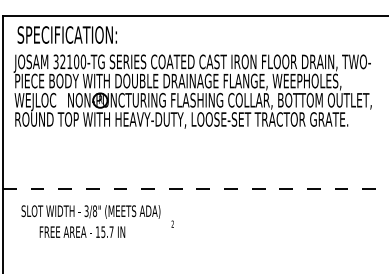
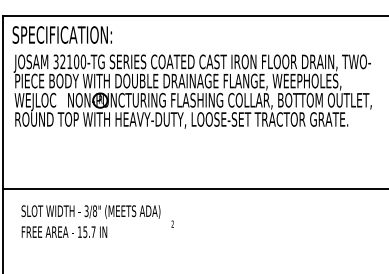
text position: (66, 34) -> (61, 34) (61, 34)
line: dashed -> solid (195, 188)
text position: (82, 231) -> (64, 231) (64, 231)
